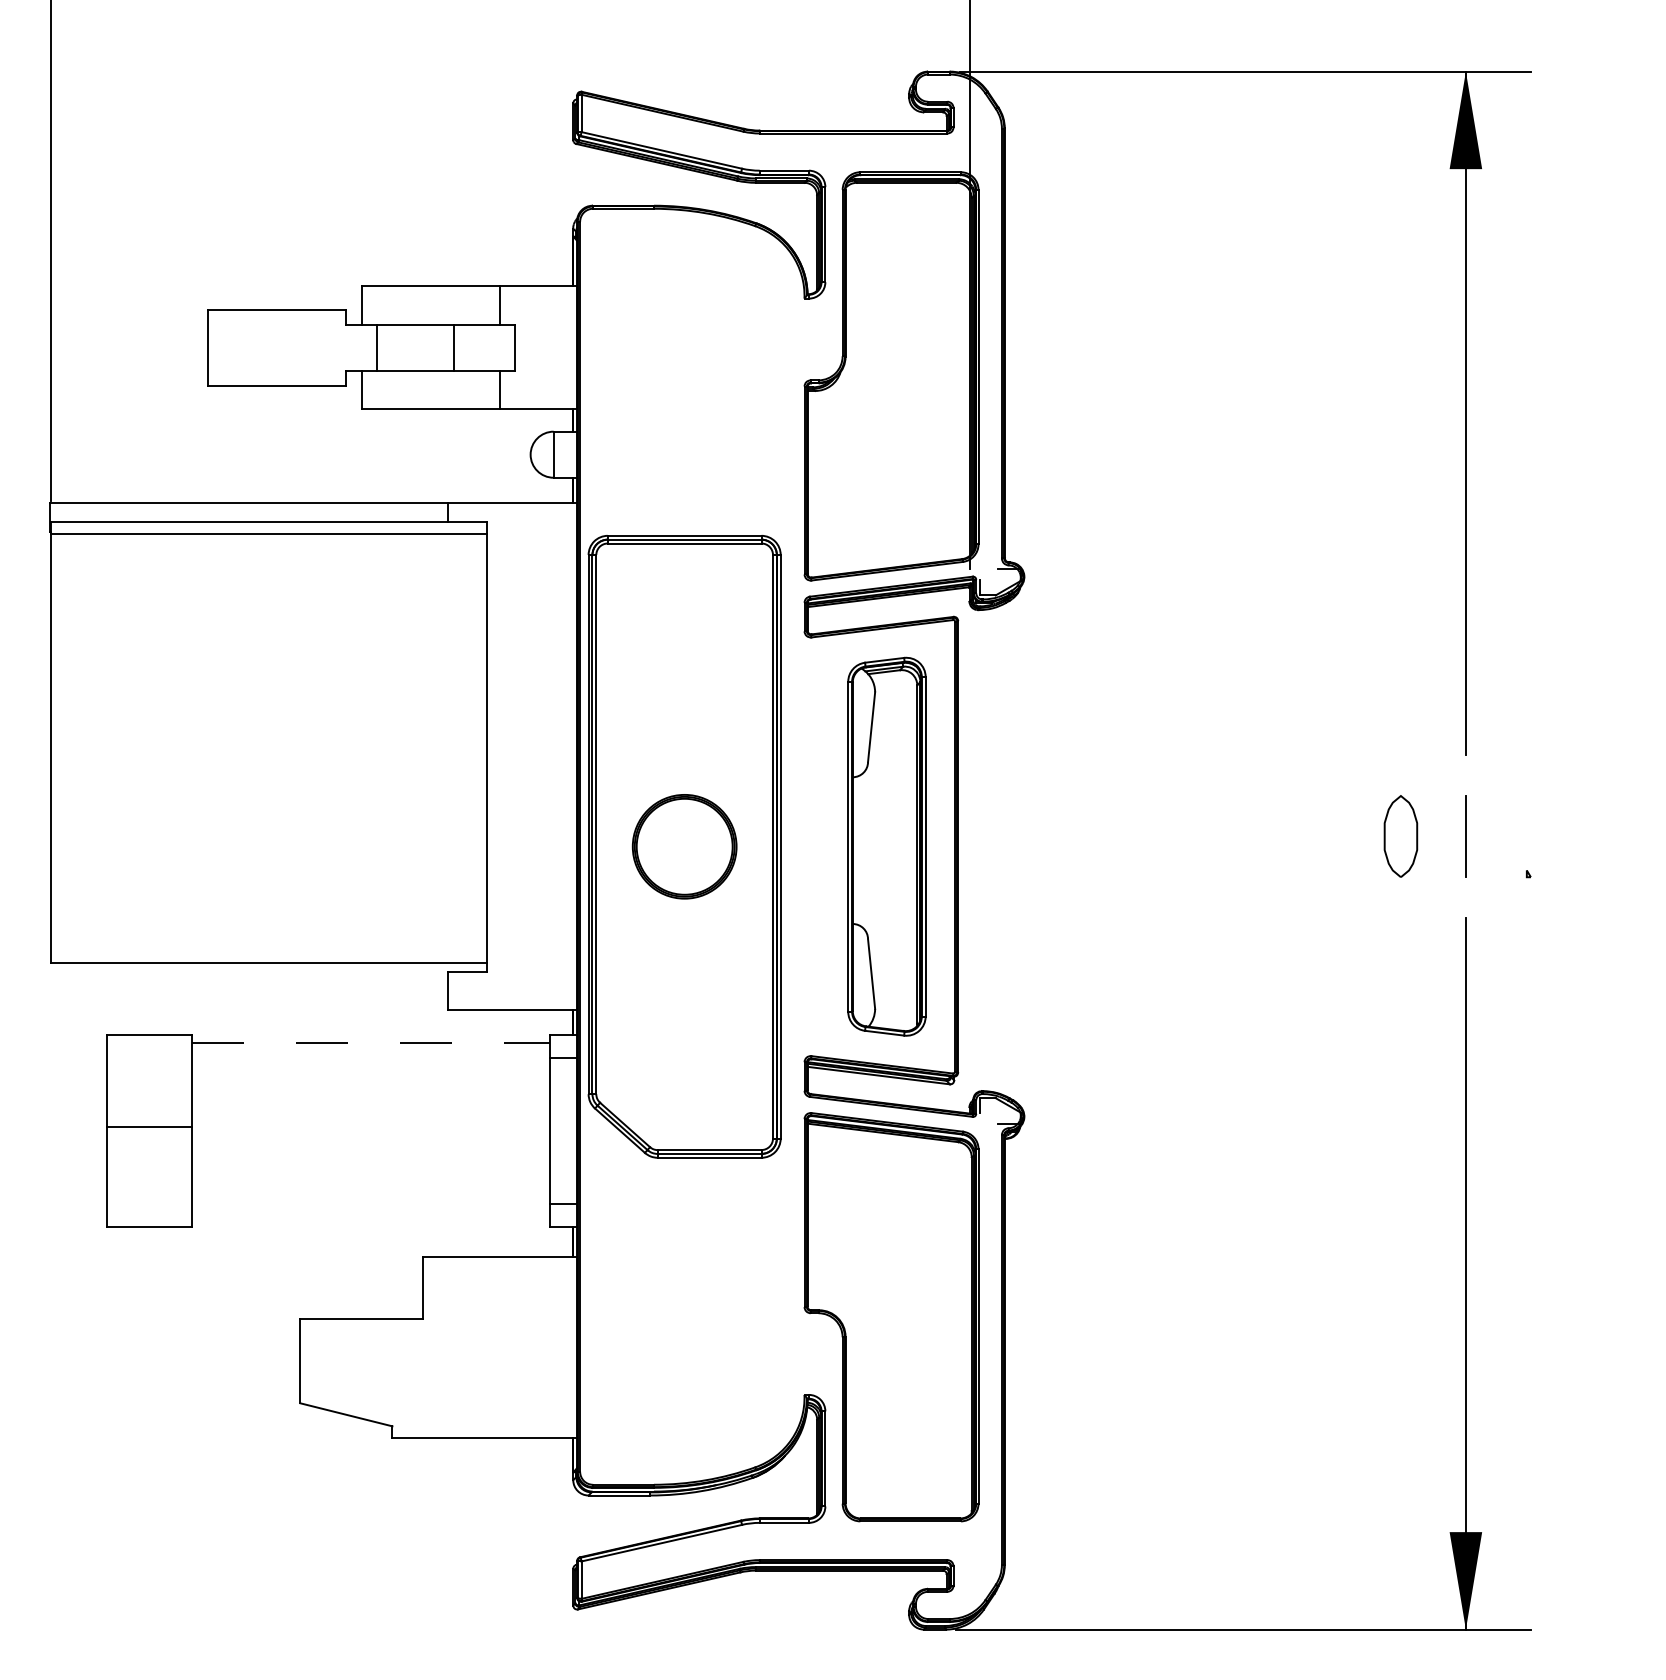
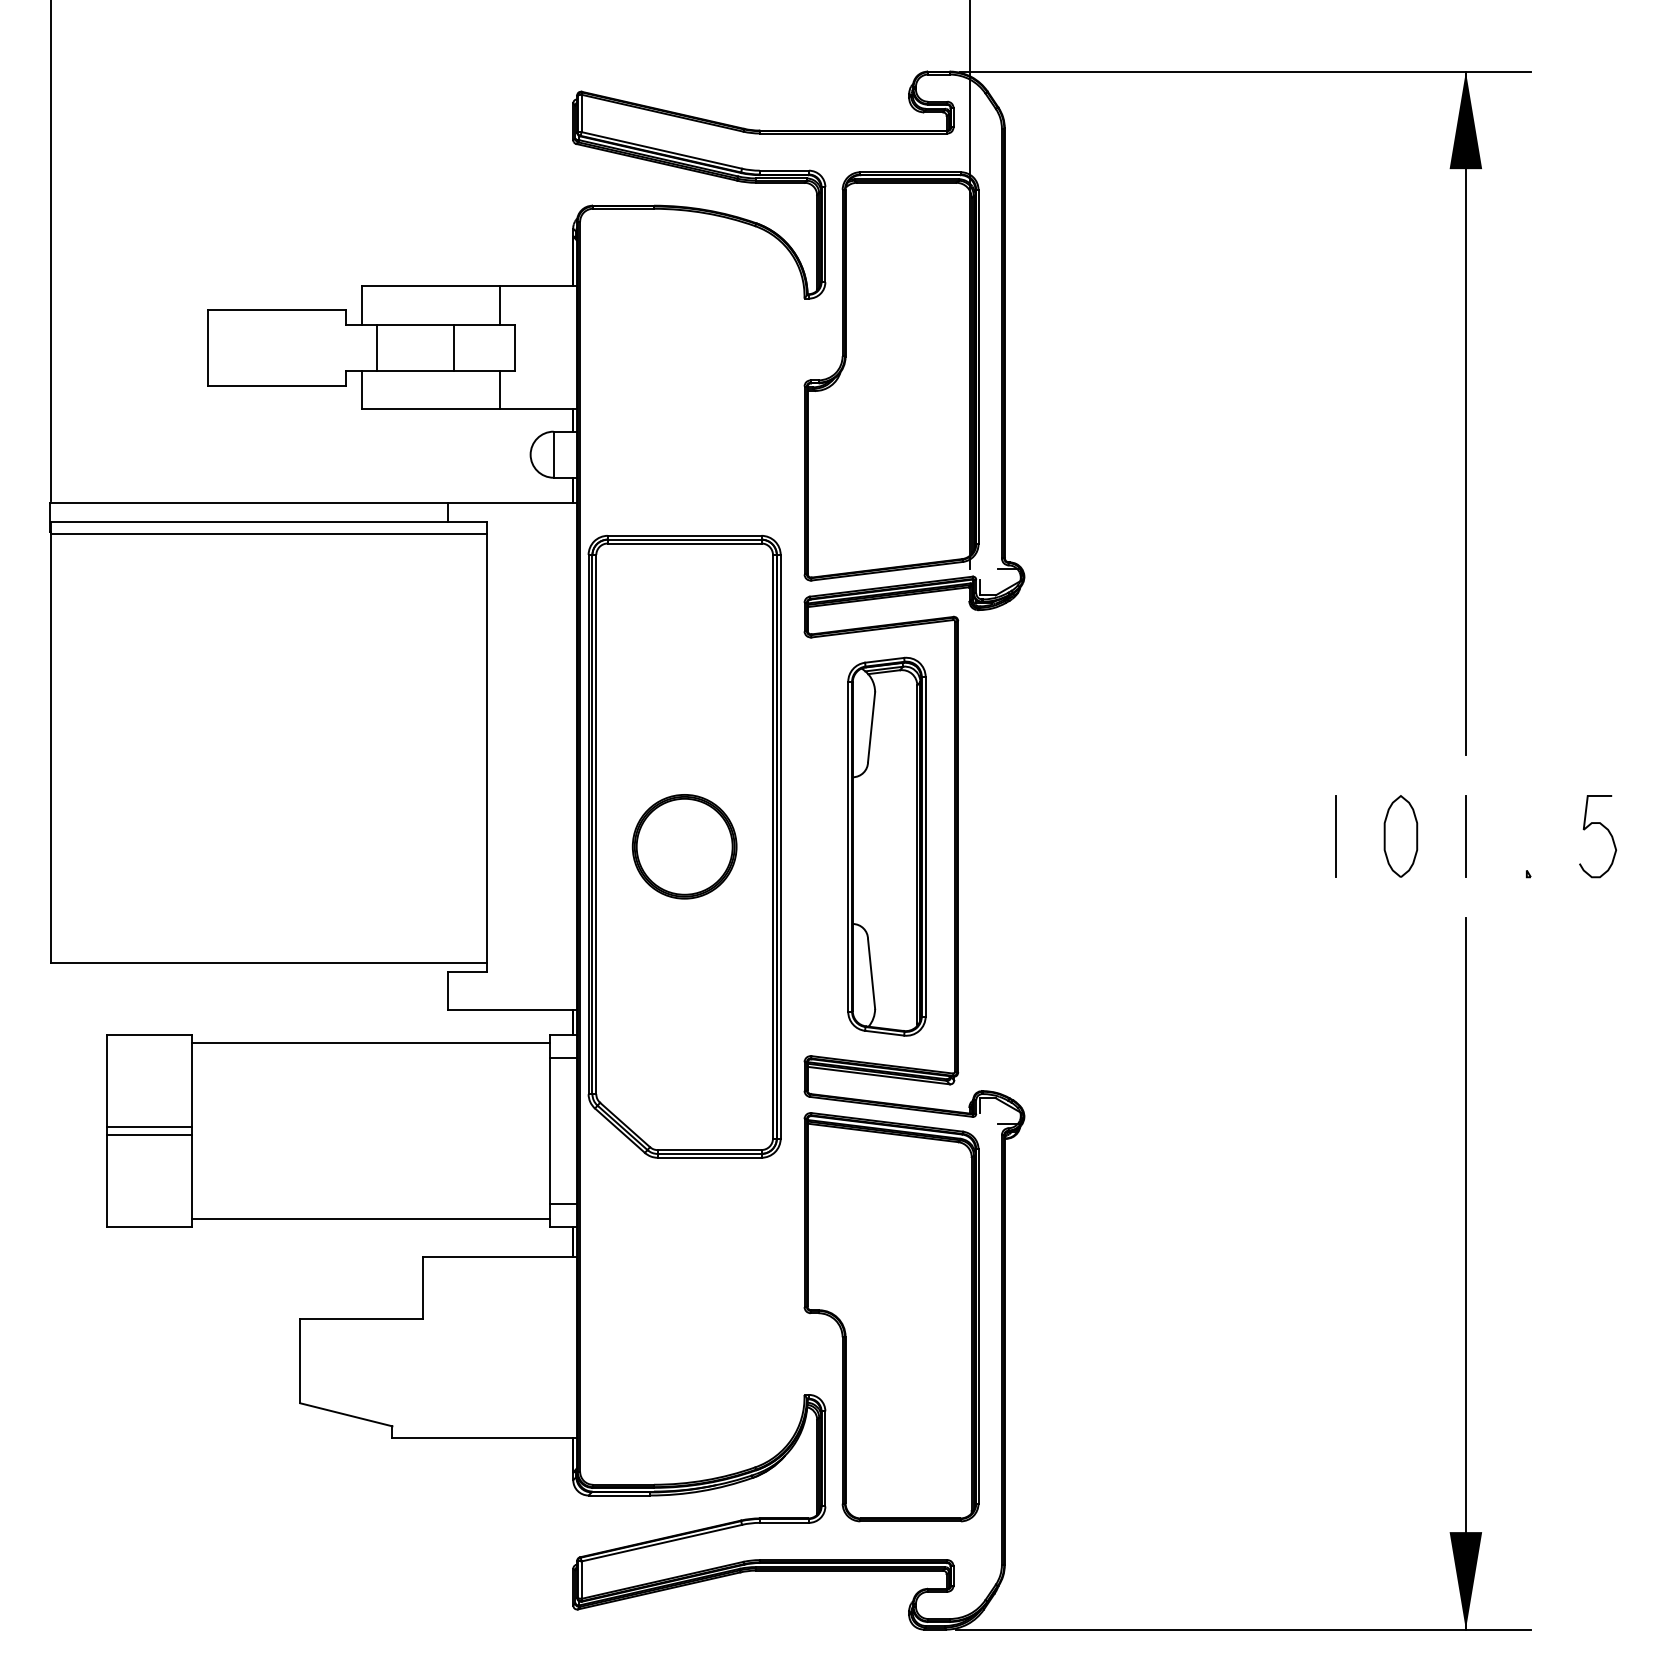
curve: none -> present (1604, 828)
line: none -> present (1335, 836)
line: dashed -> solid (370, 1042)
line: none -> present (149, 1134)
line: none -> present (370, 1219)
